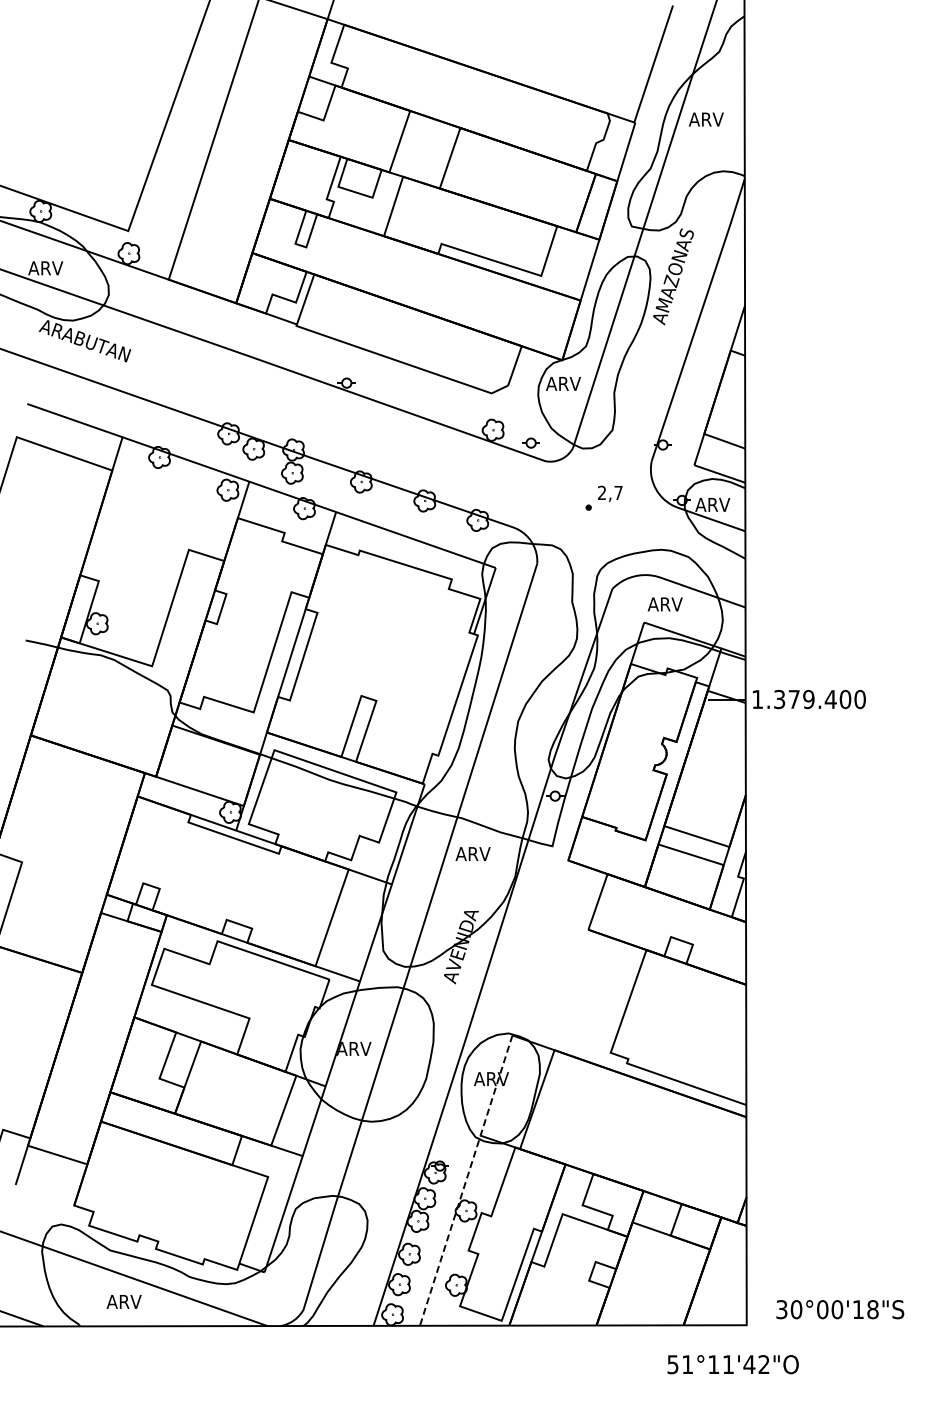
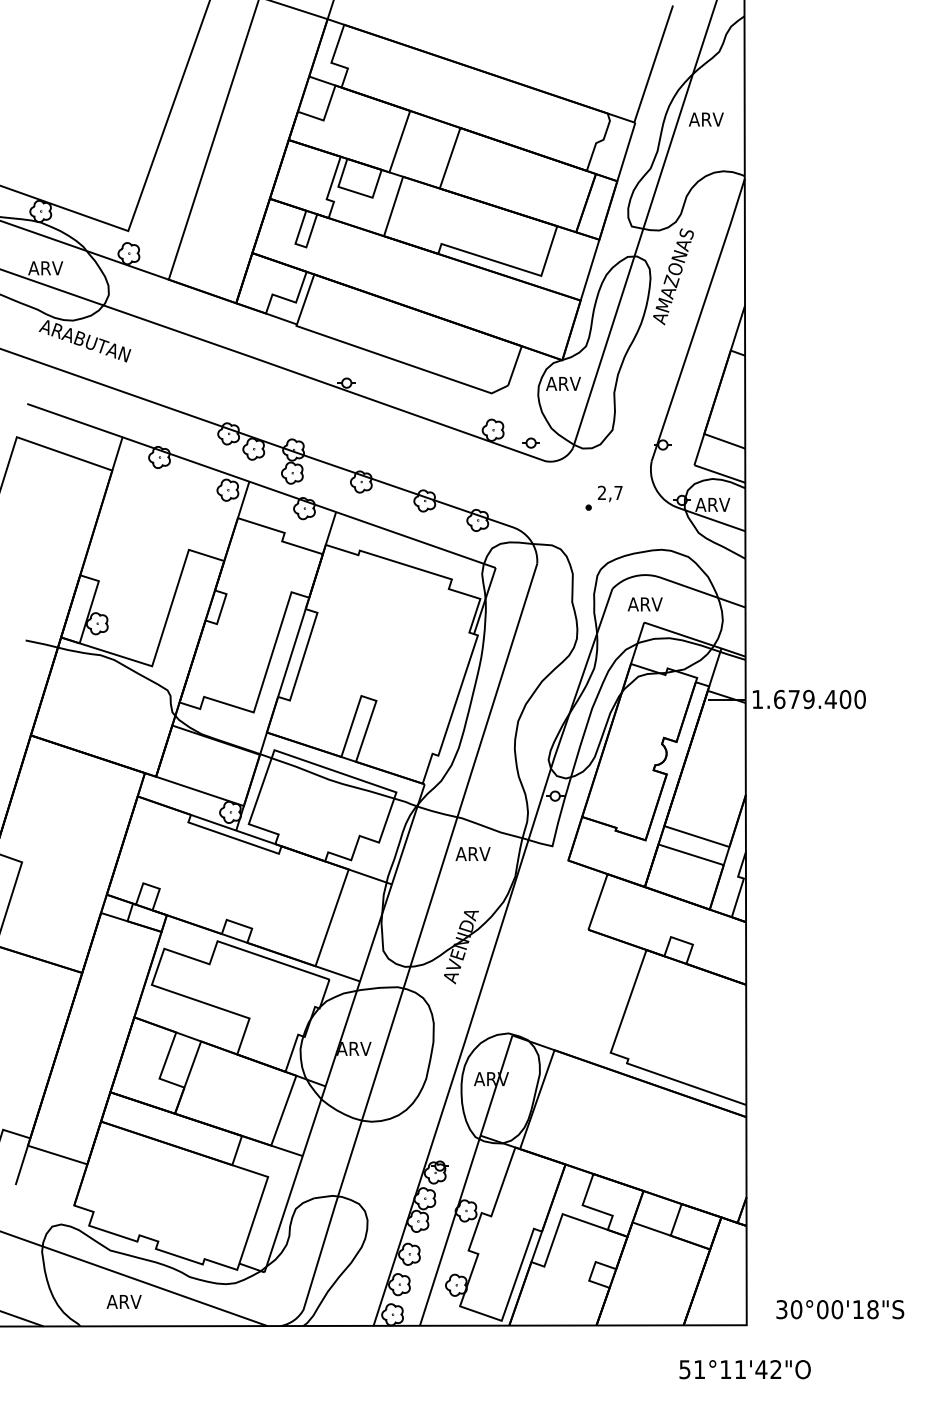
text position: (664, 604) -> (644, 604) (644, 604)
text: 1.379.400 -> 1.679.400 (779, 699)
line: dashed -> solid (466, 1180)
text position: (732, 1364) -> (744, 1369) (744, 1369)
